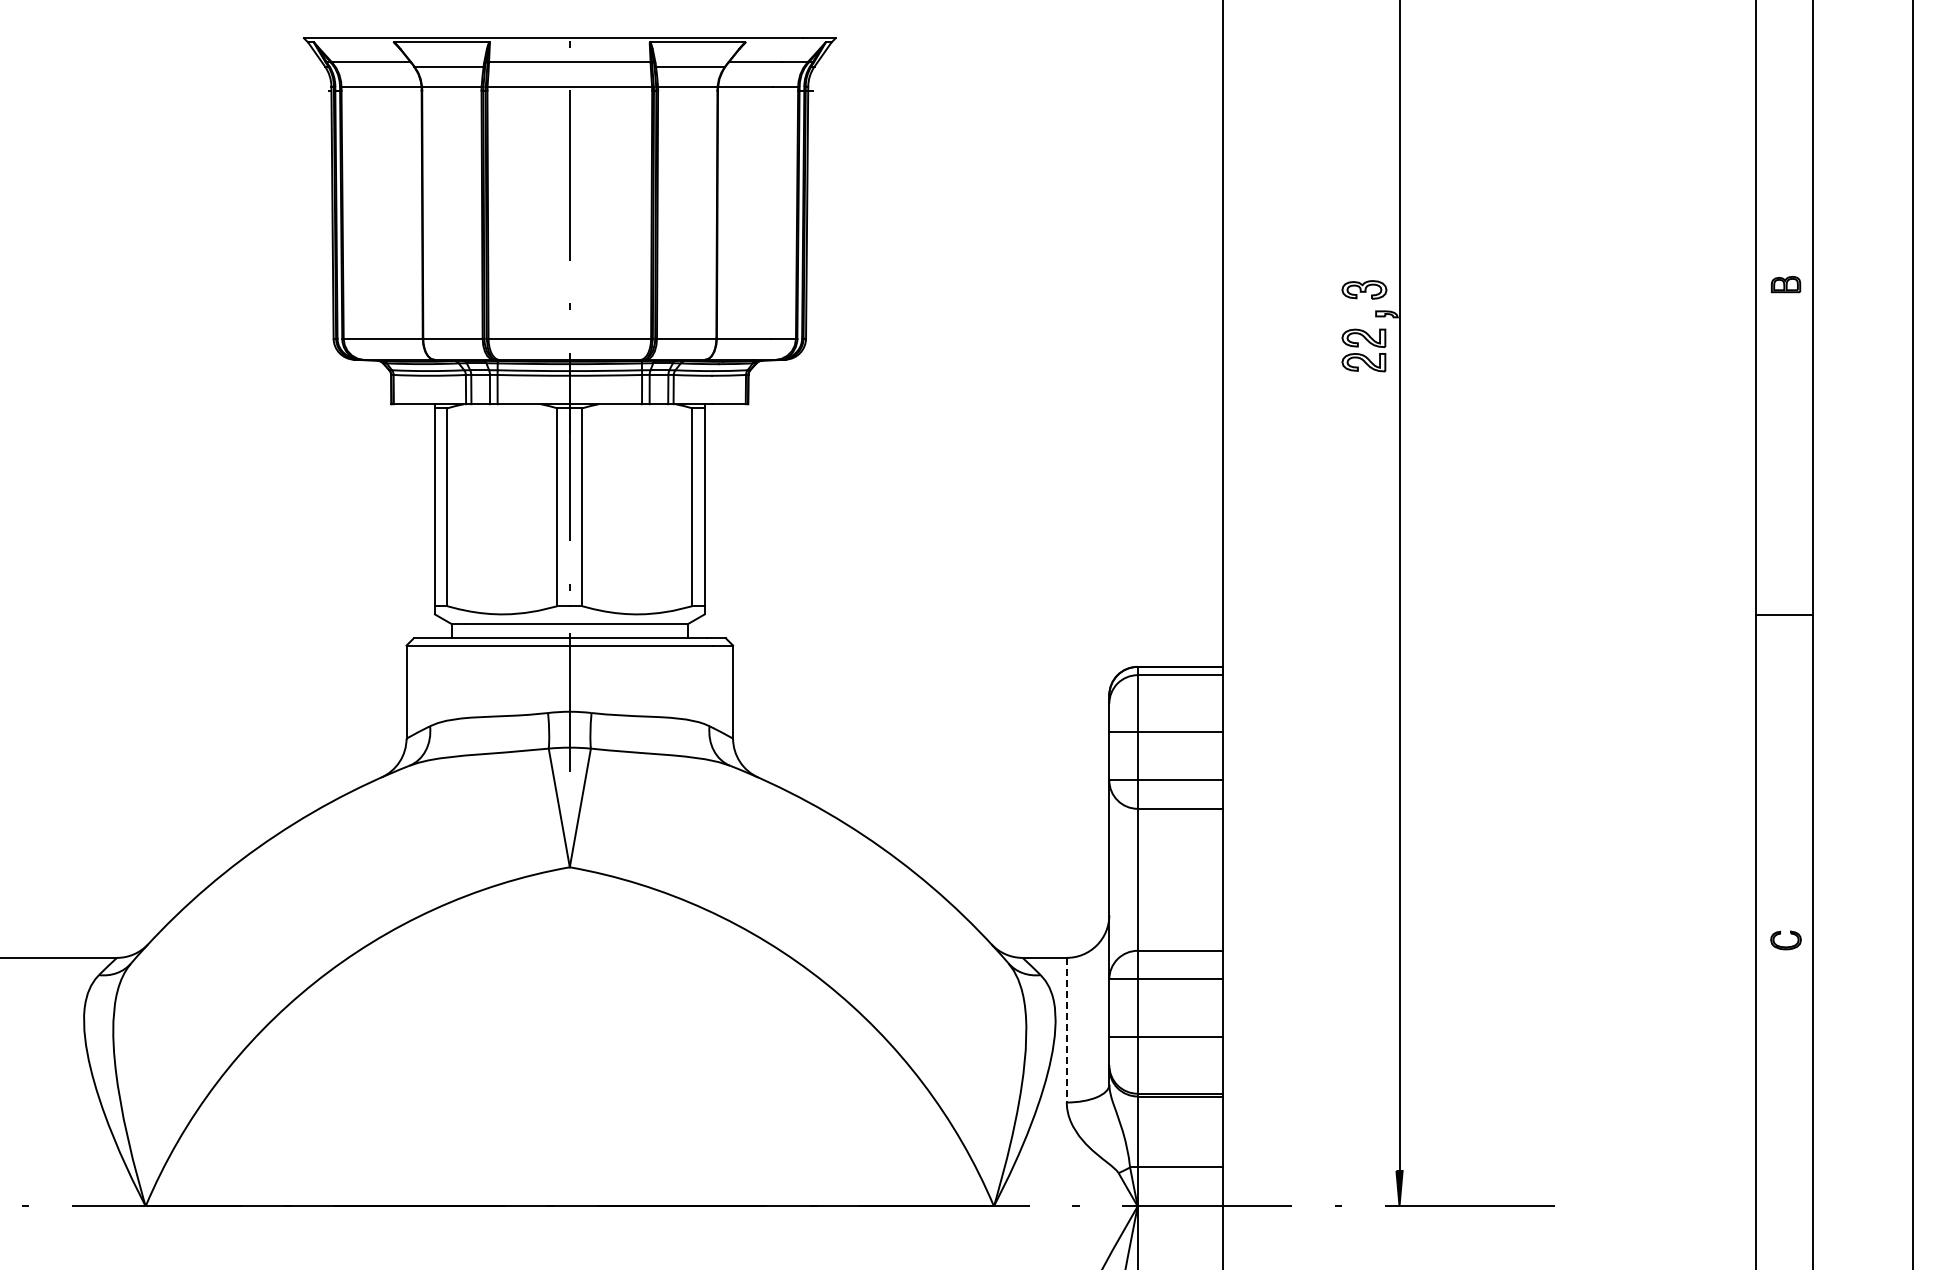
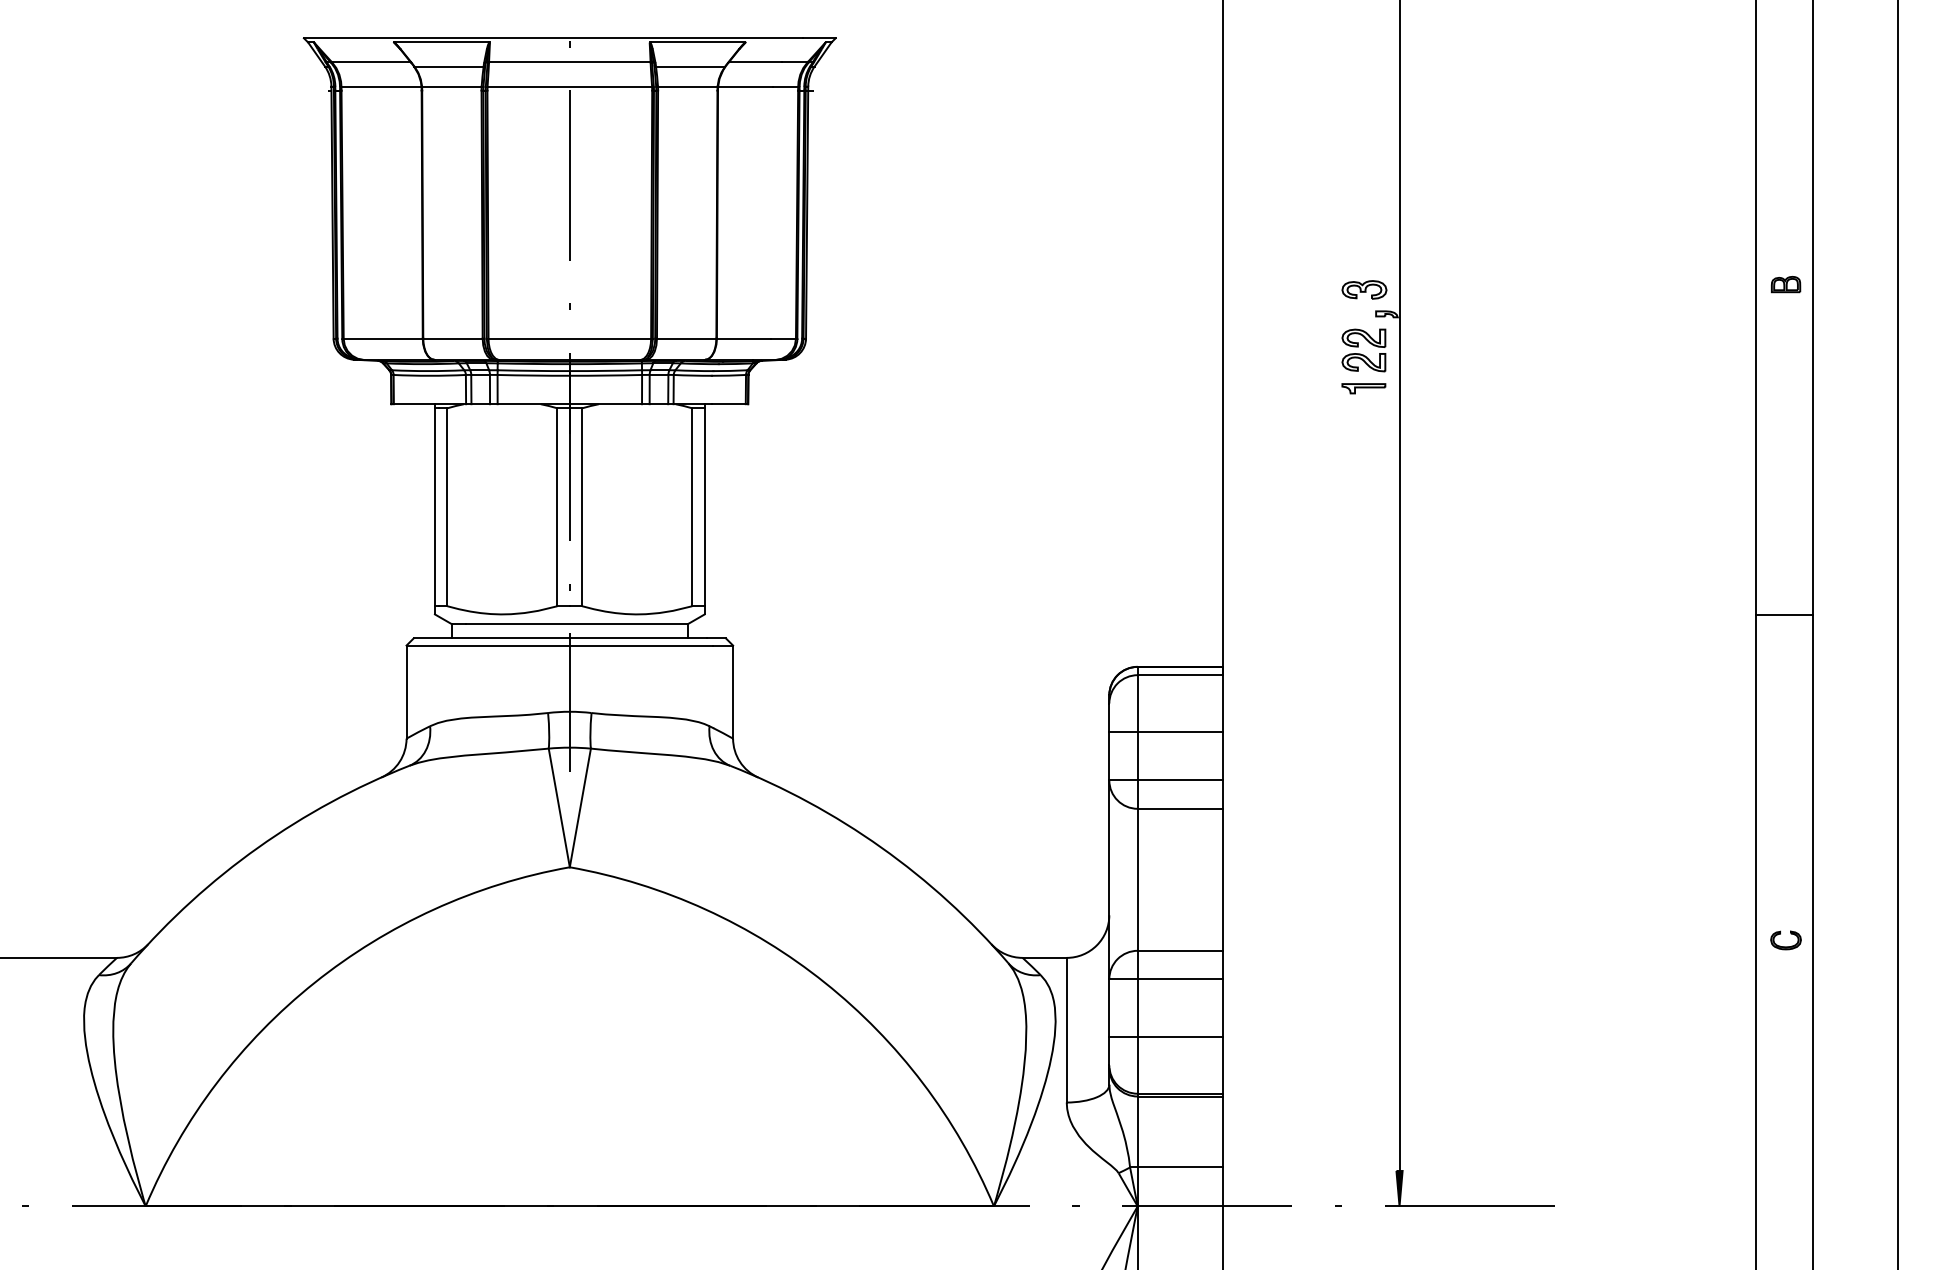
part: none -> present (1363, 388)
line position: (1913, 634) -> (1898, 634) (1898, 634)
line: dashed -> solid (1066, 1030)
